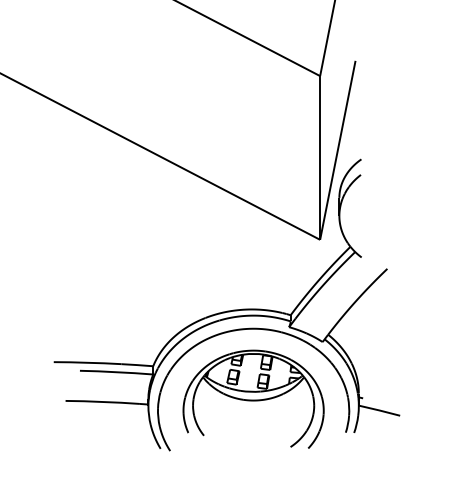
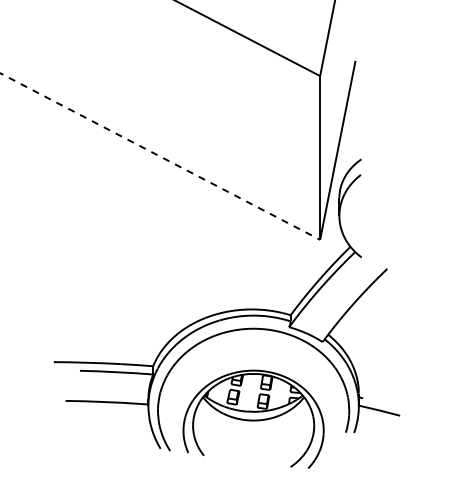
line: solid -> dashed (160, 156)
part position: (253, 398) -> (253, 418) (253, 418)
